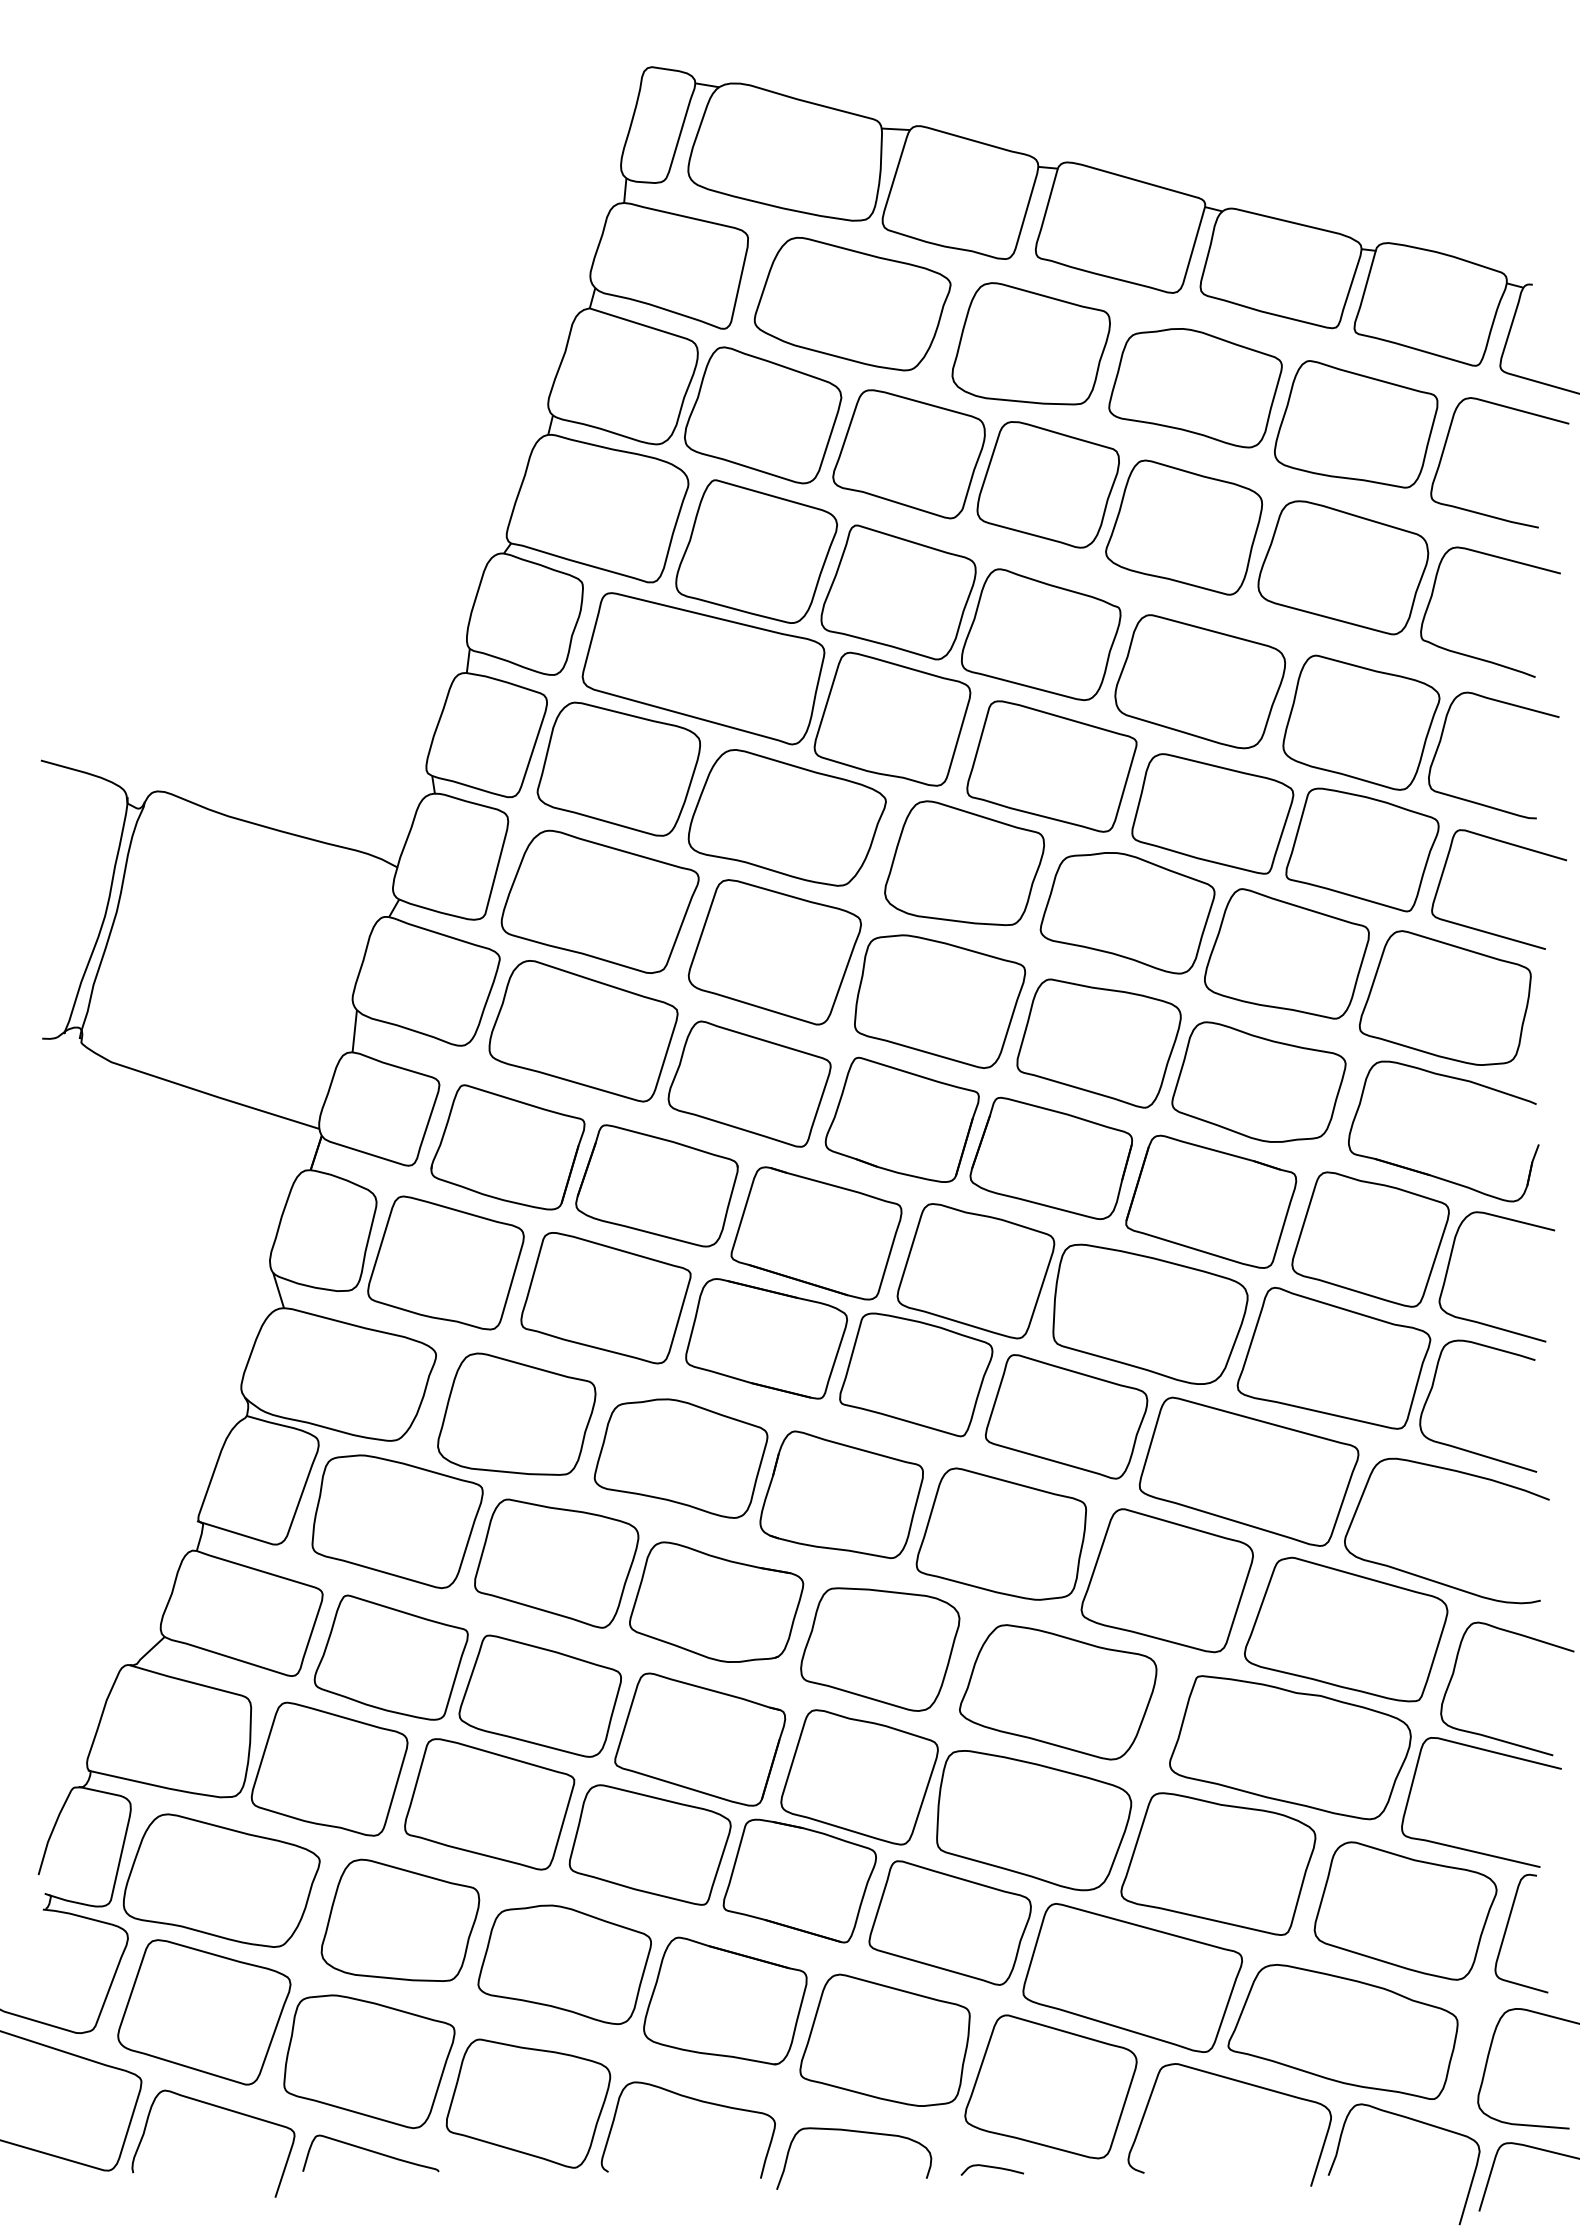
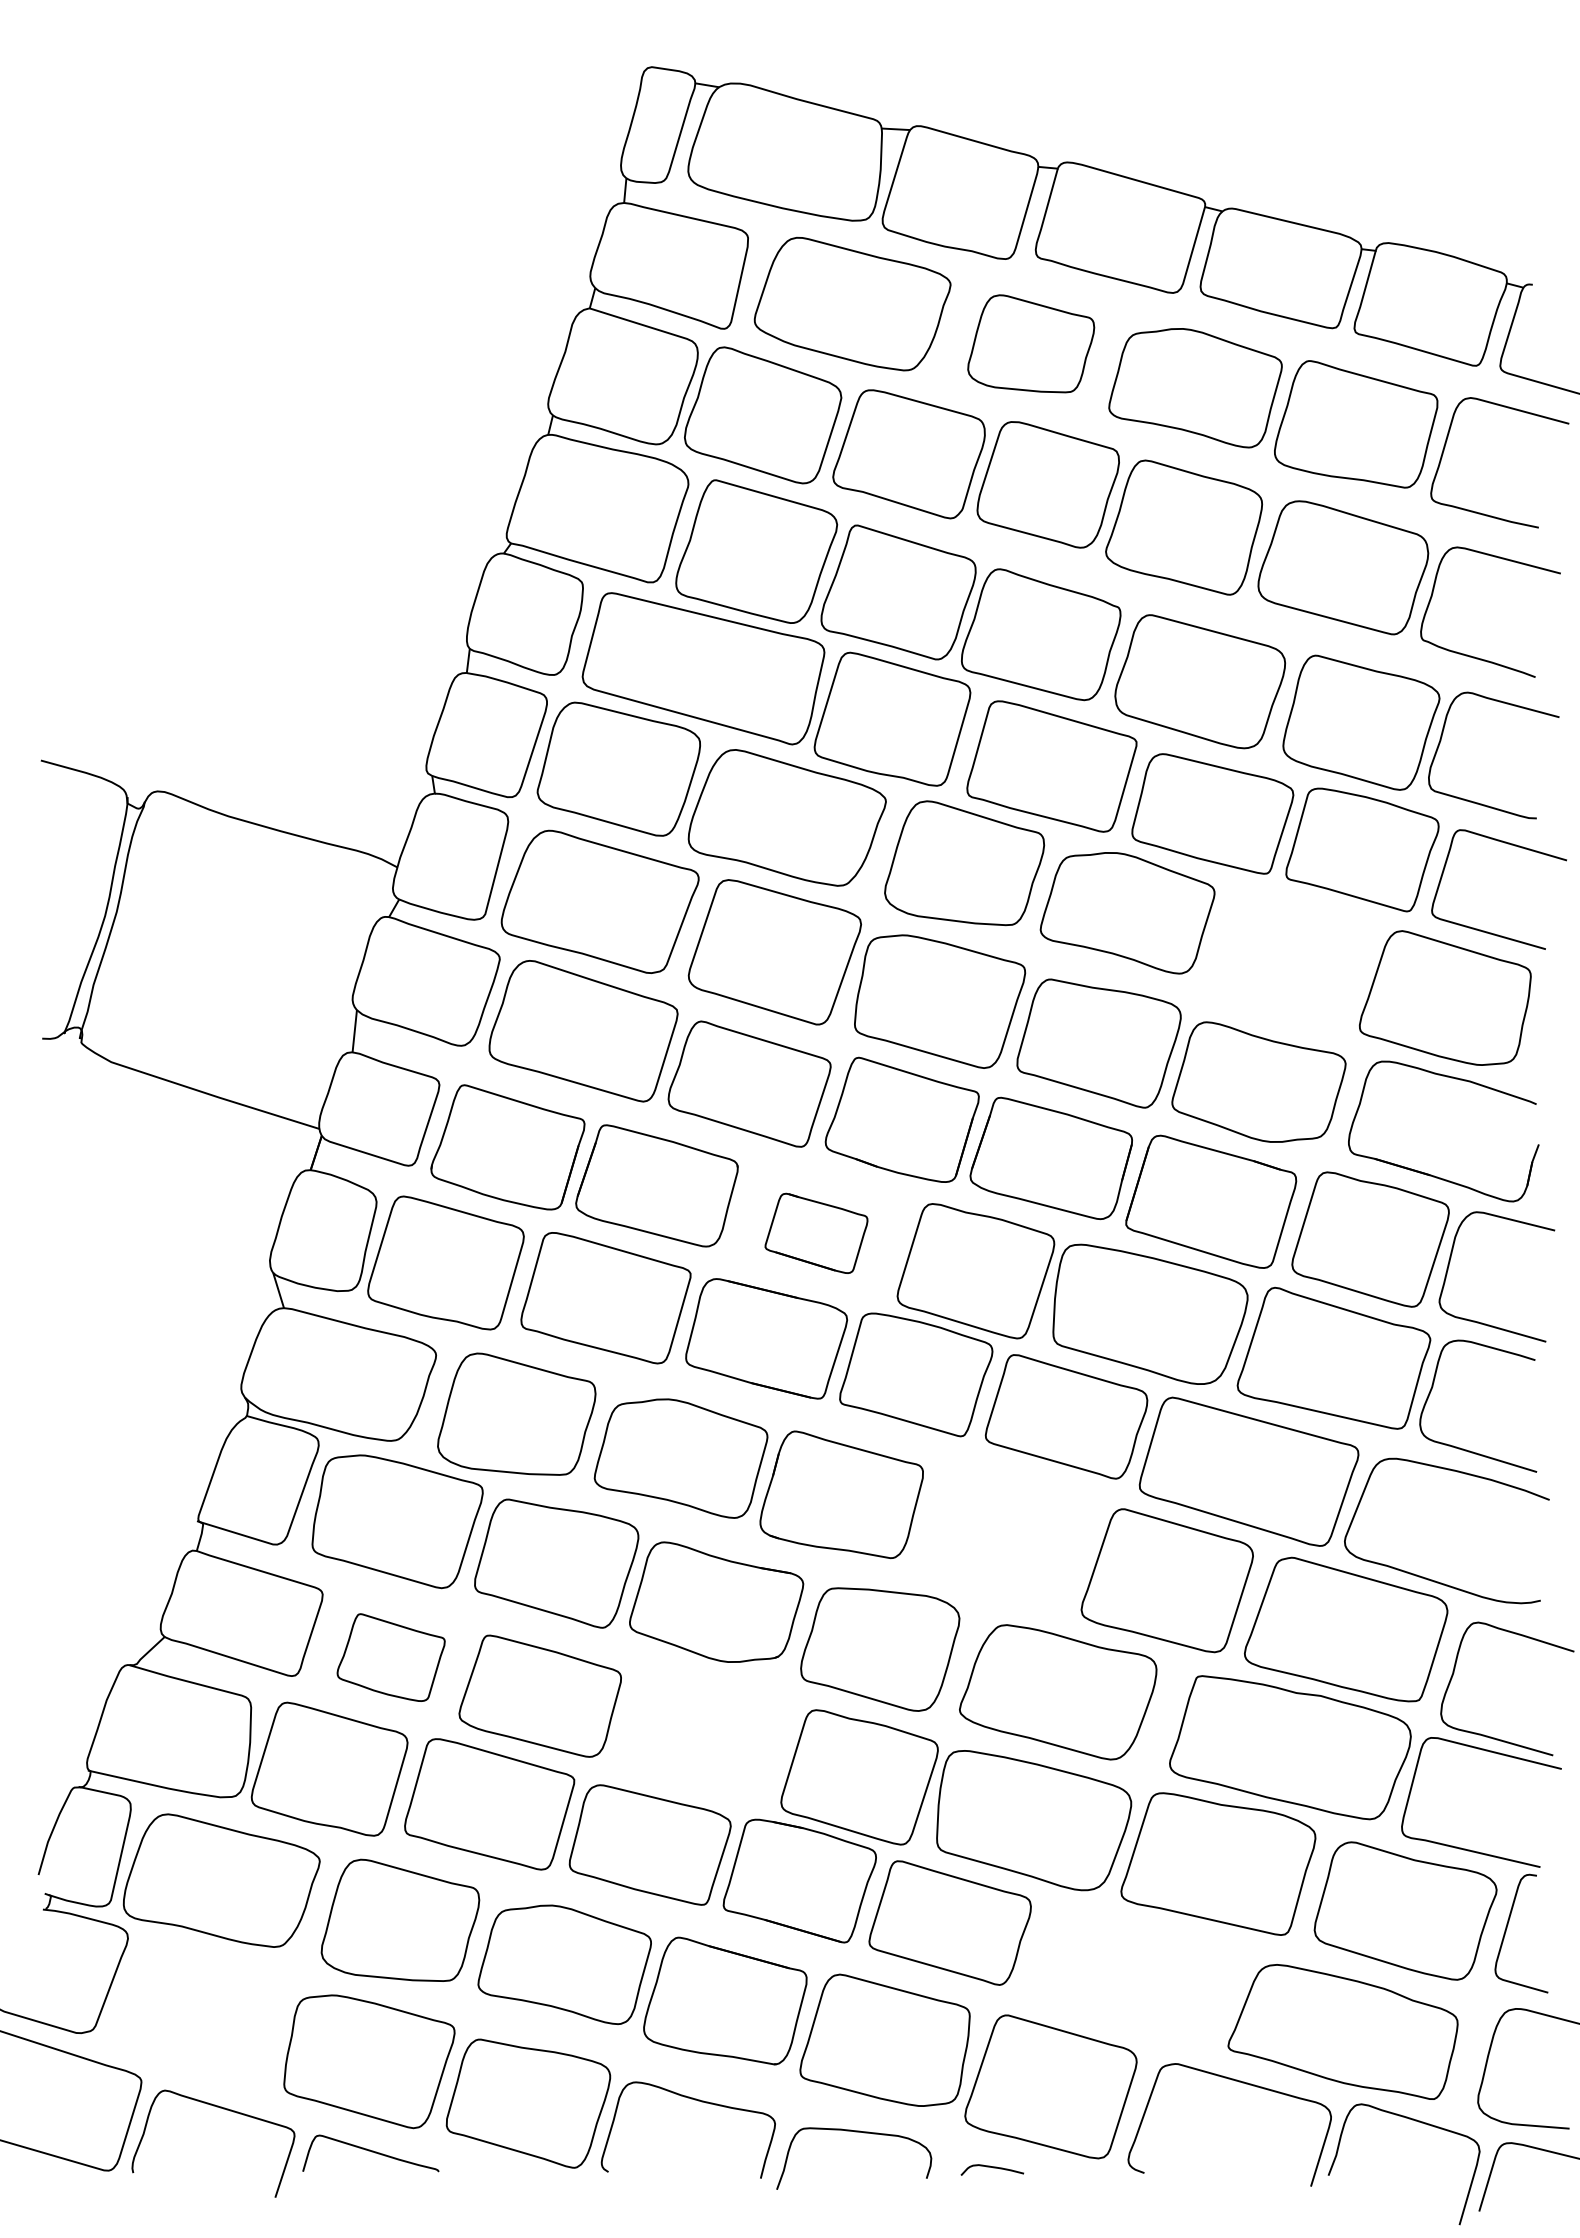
part size: 160x124 px -> 129x100 px (1031, 343)
part: present -> none (1286, 953)
part size: 173x135 px -> 105x82 px (816, 1232)
part: present -> none (1001, 1533)
part size: 156x127 px -> 110x89 px (390, 1657)
part: present -> none (700, 1739)
part: present -> none (1132, 1977)
part: present -> none (204, 2012)
